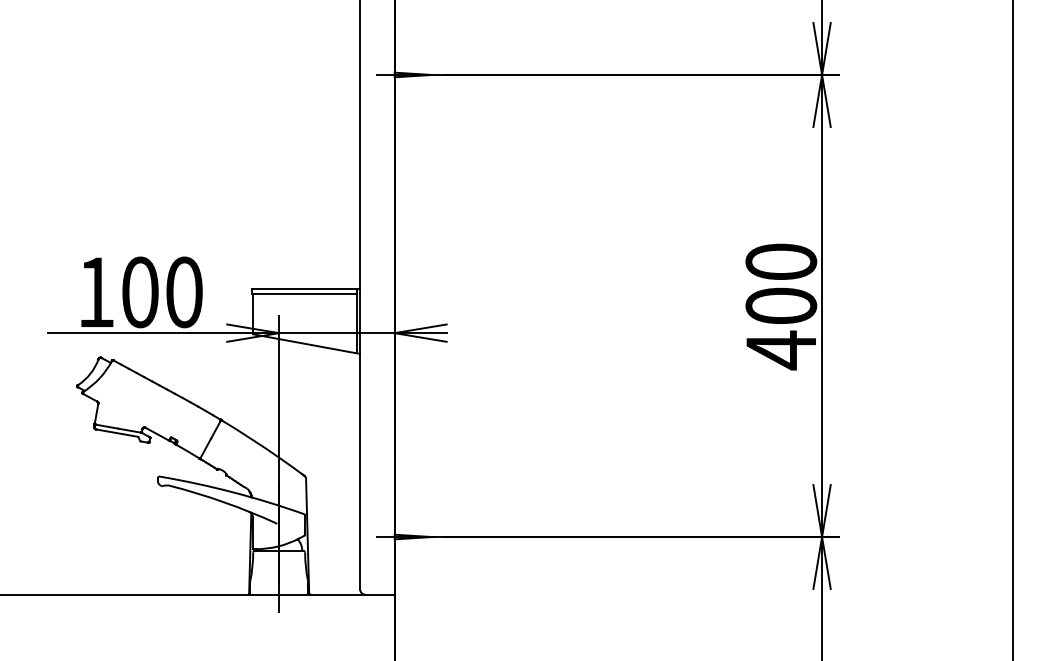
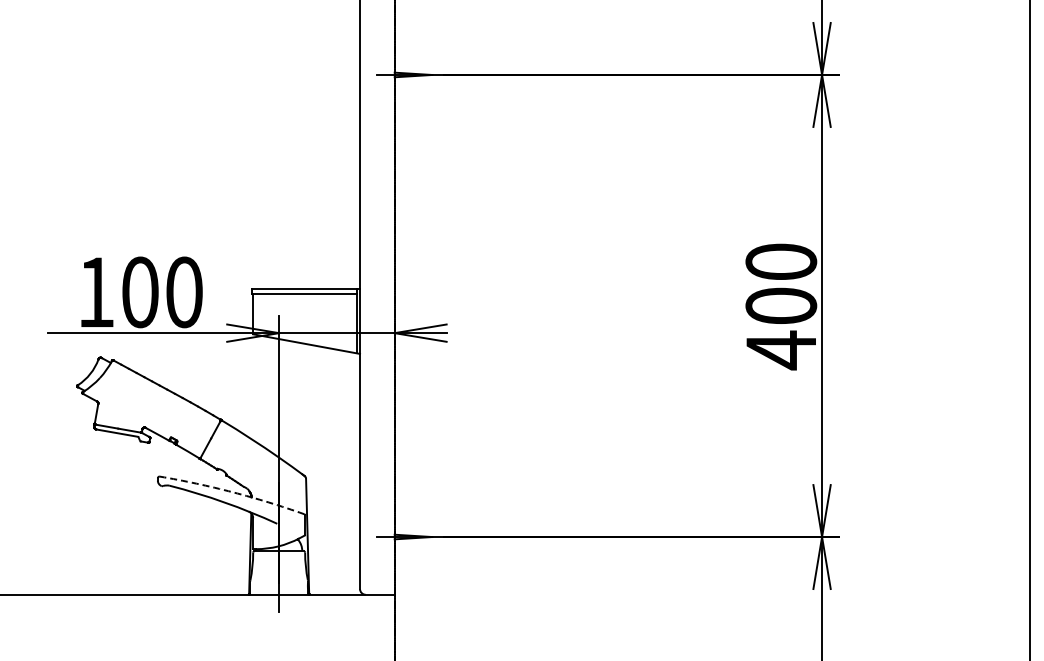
line position: (1012, 329) -> (1029, 329) (1029, 329)
arc: solid -> dashed (232, 492)
